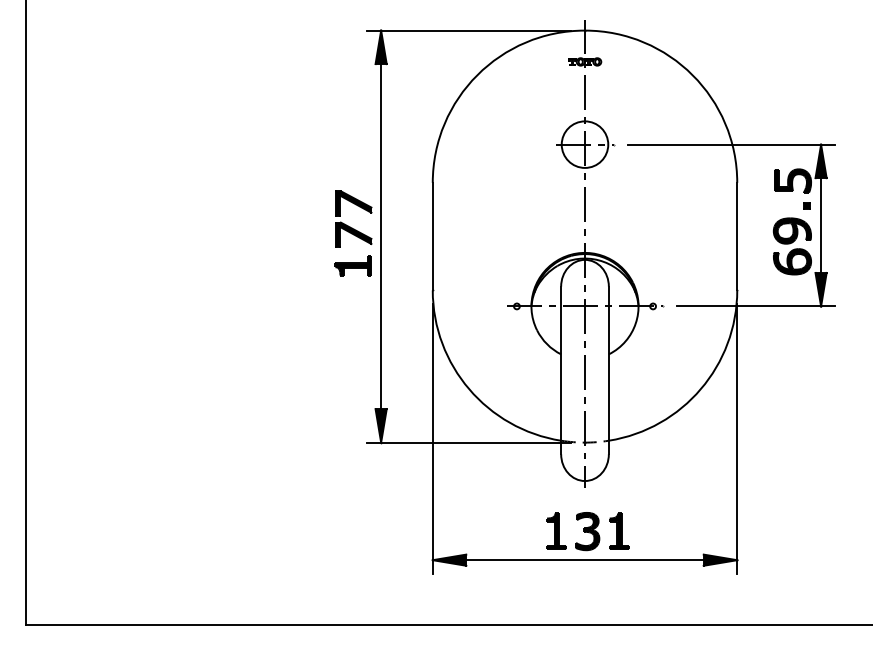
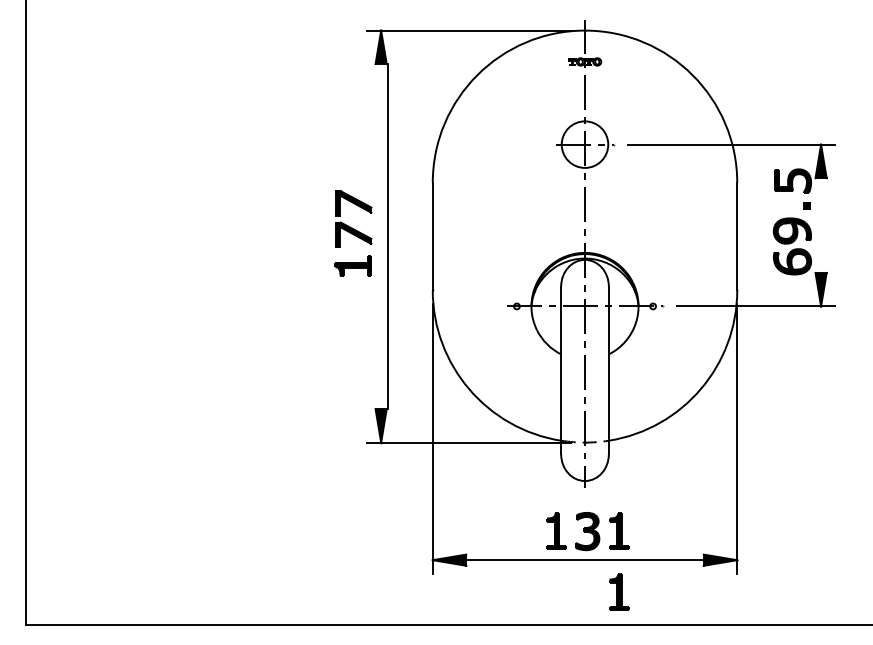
line: present -> none (821, 225)
line position: (381, 236) -> (388, 236) (388, 236)
part: none -> present (619, 591)
